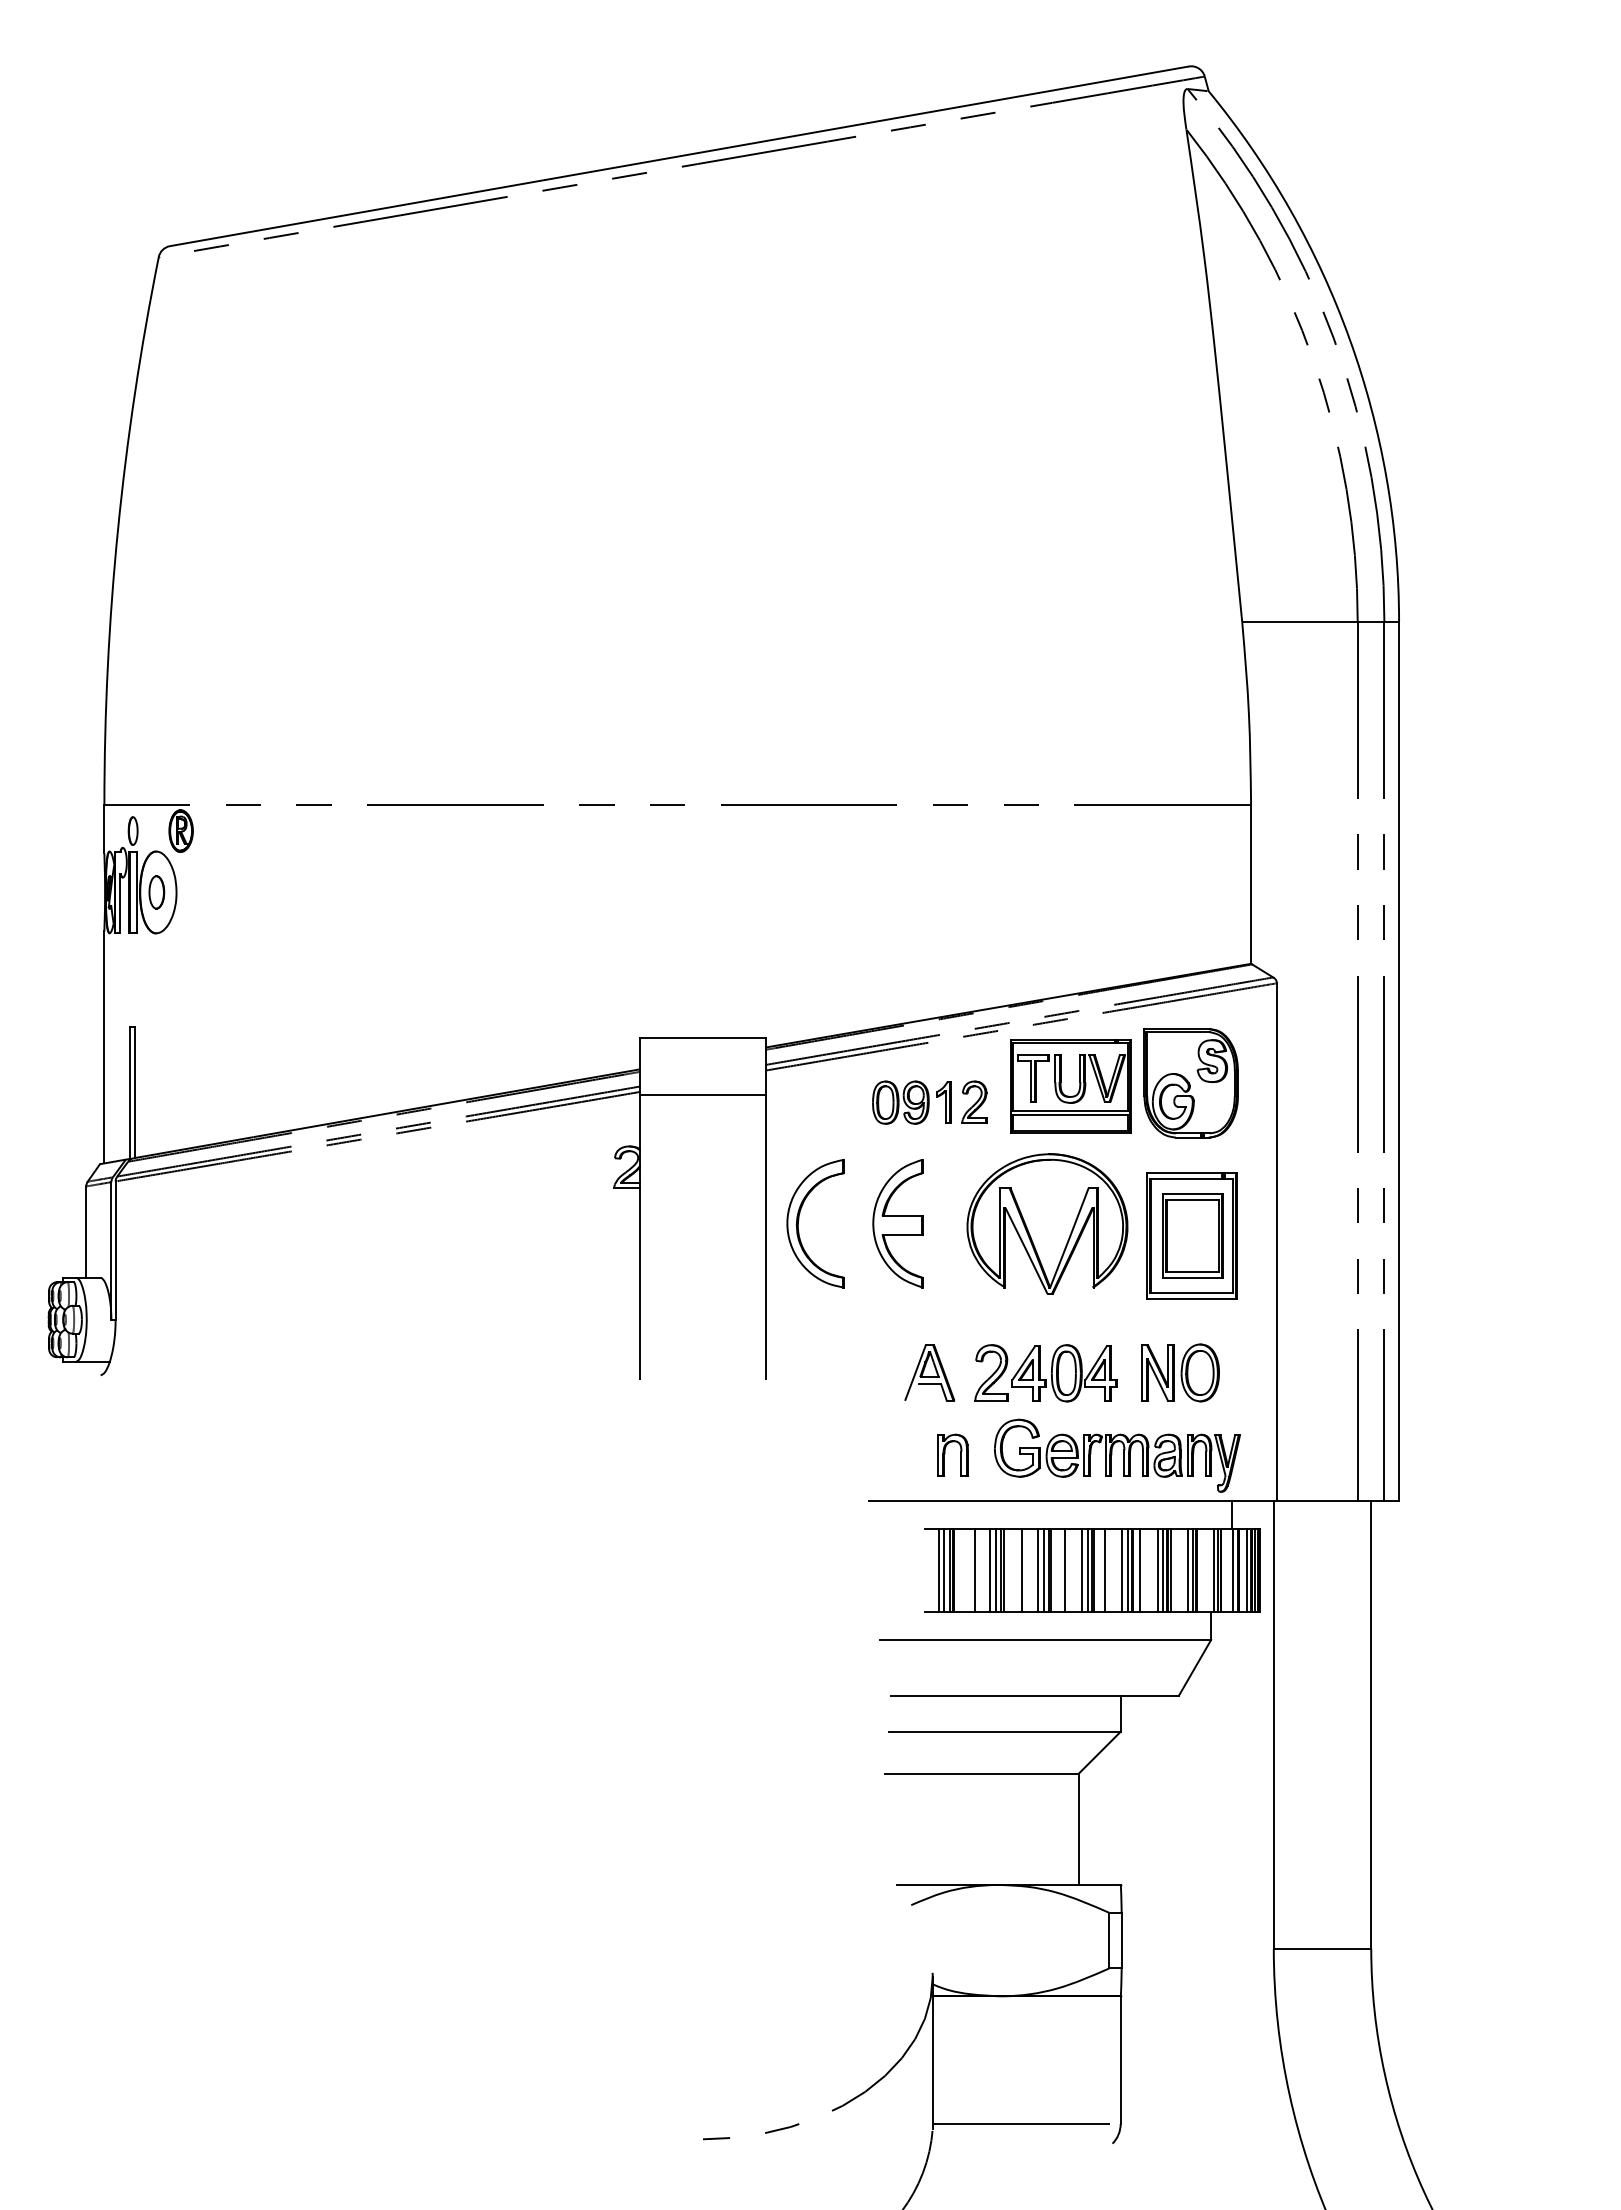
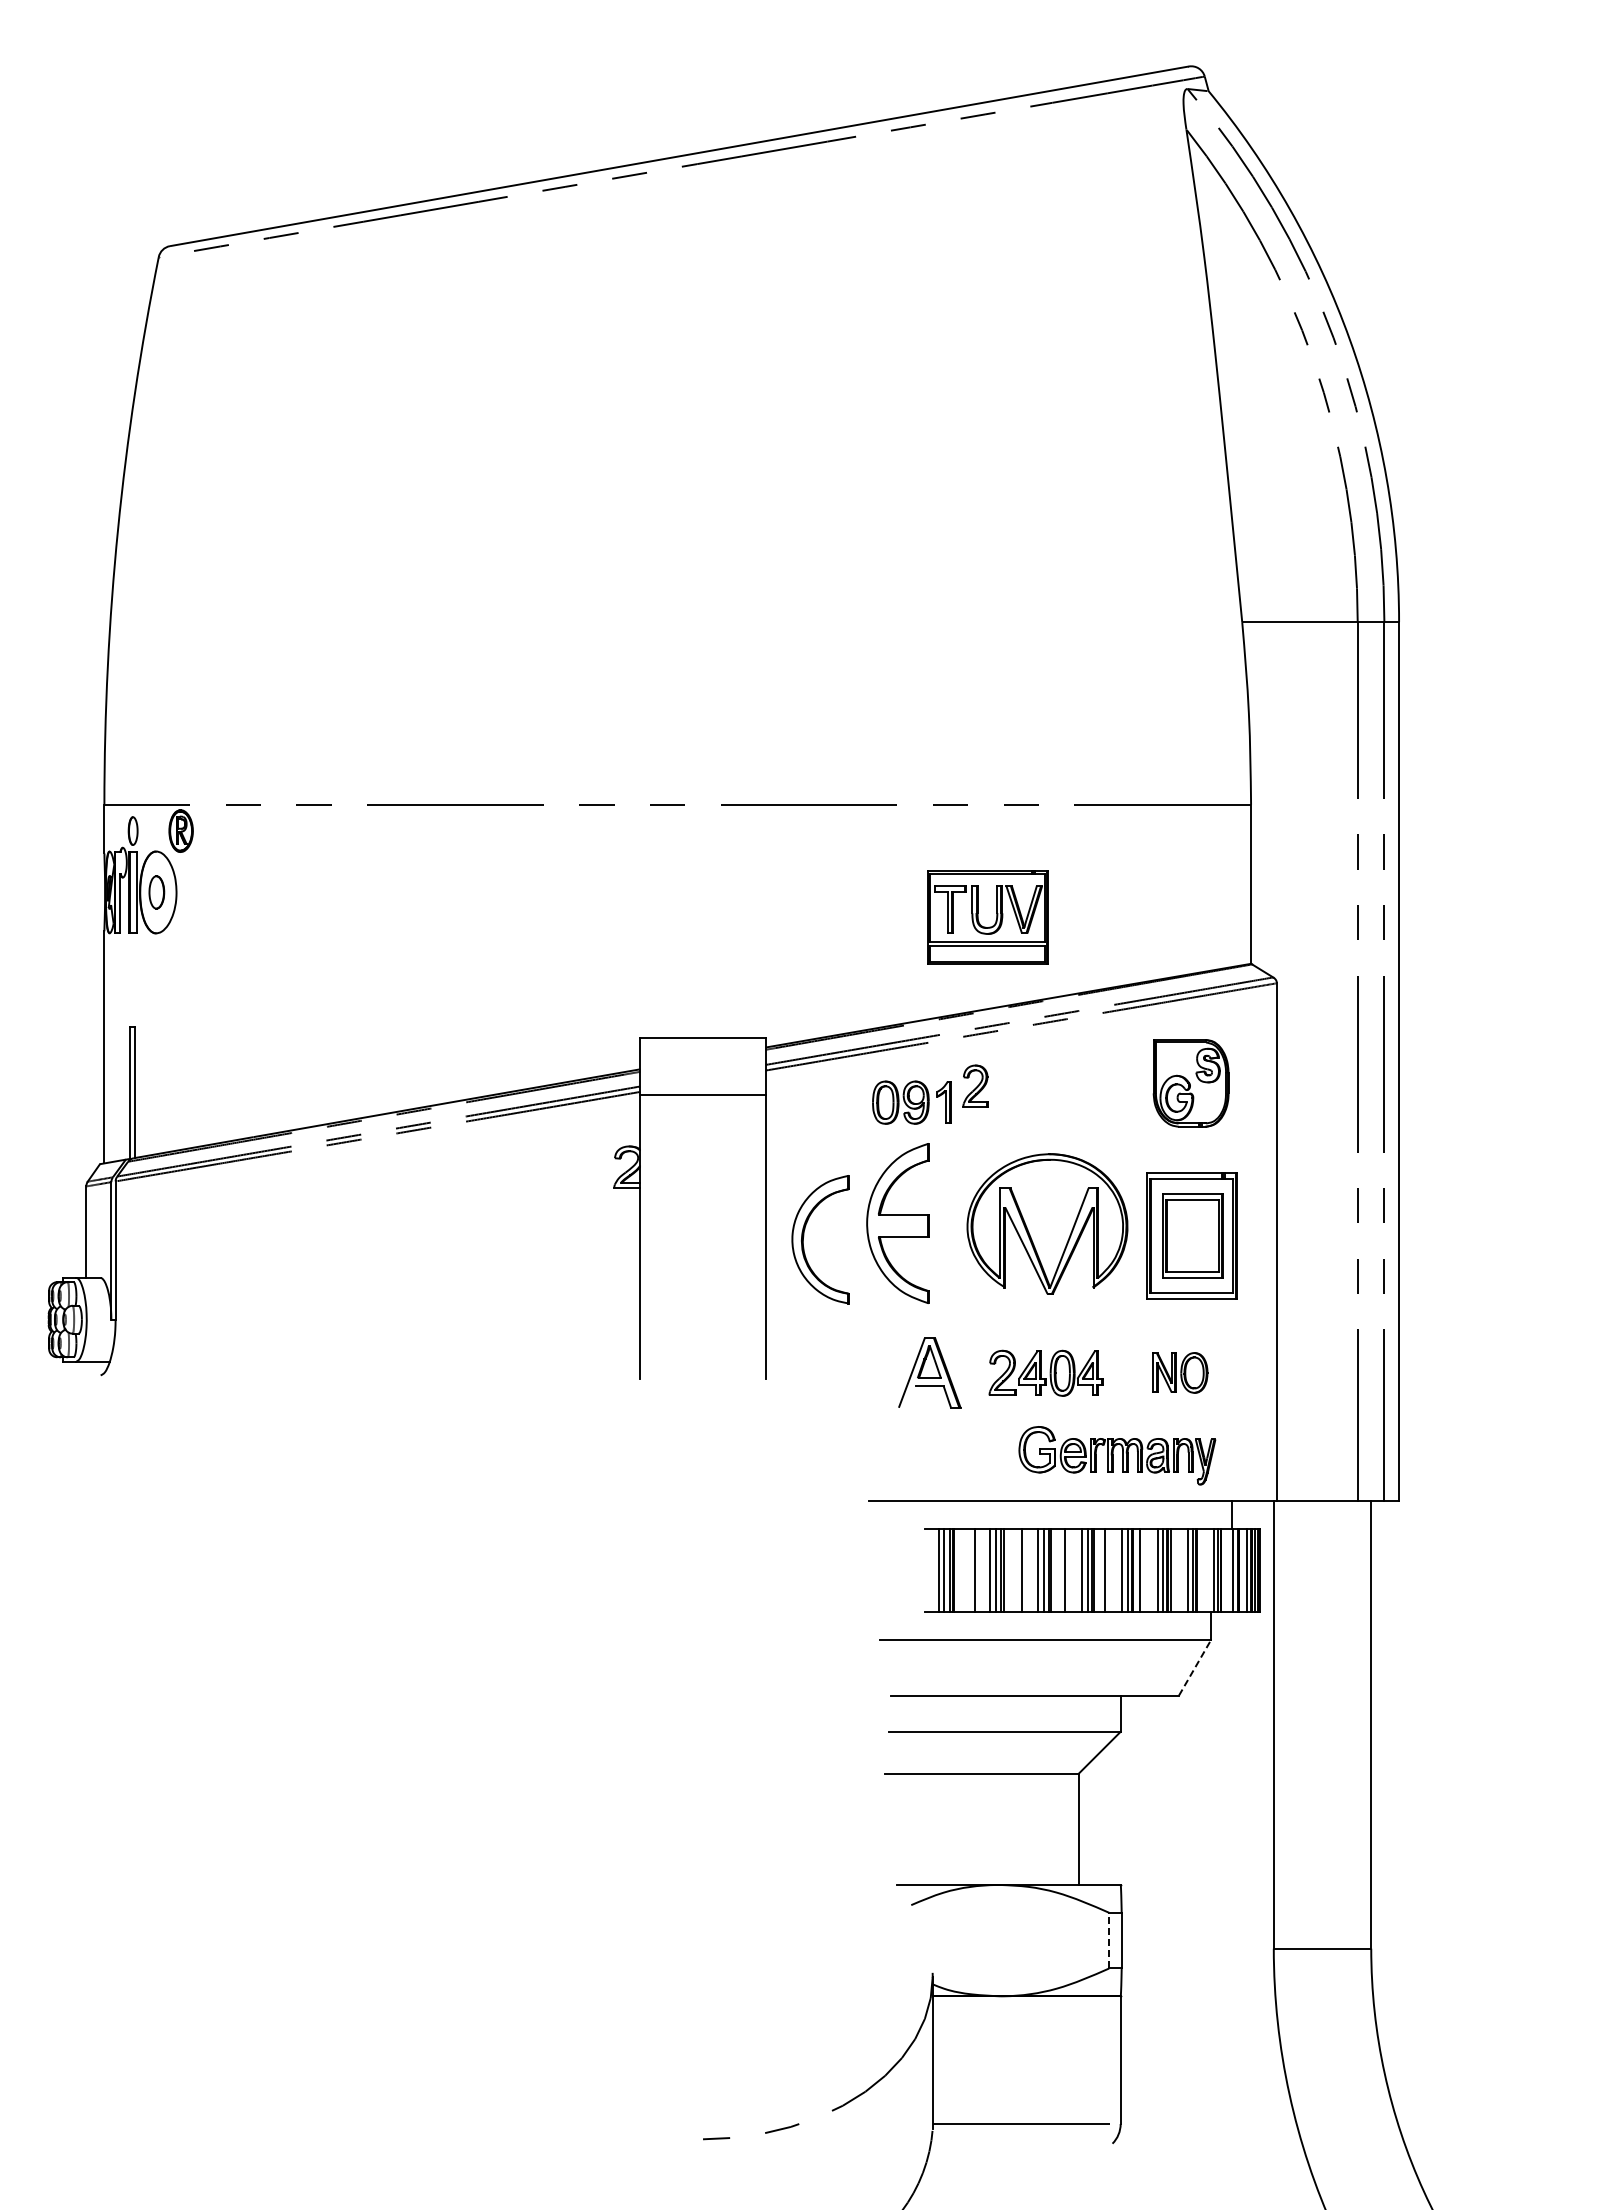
part size: 96x111 px -> 78x89 px (1190, 1083)
part position: (1070, 1086) -> (987, 917) (987, 917)
part position: (974, 1101) -> (975, 1085) (975, 1085)
part position: (799, 1220) -> (804, 1236) (804, 1236)
part size: 52x130 px -> 64x161 px (897, 1223)
part size: 52x58 px -> 64x72 px (929, 1372)
part size: 79x60 px -> 57x42 px (1180, 1372)
part size: 144x59 px -> 116x48 px (1045, 1372)
part: present -> none (945, 1454)
part size: 247x75 px -> 199x60 px (1117, 1455)
line: solid -> dashed (1195, 1667)
line: solid -> dashed (1109, 1940)
